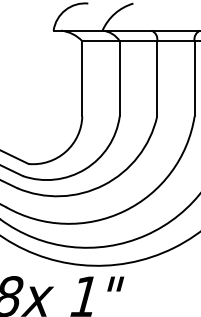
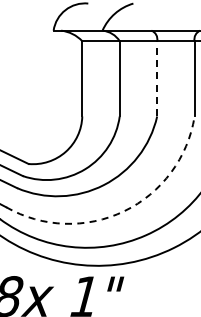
line: solid -> dashed (157, 78)
arc: solid -> dashed (124, 211)
